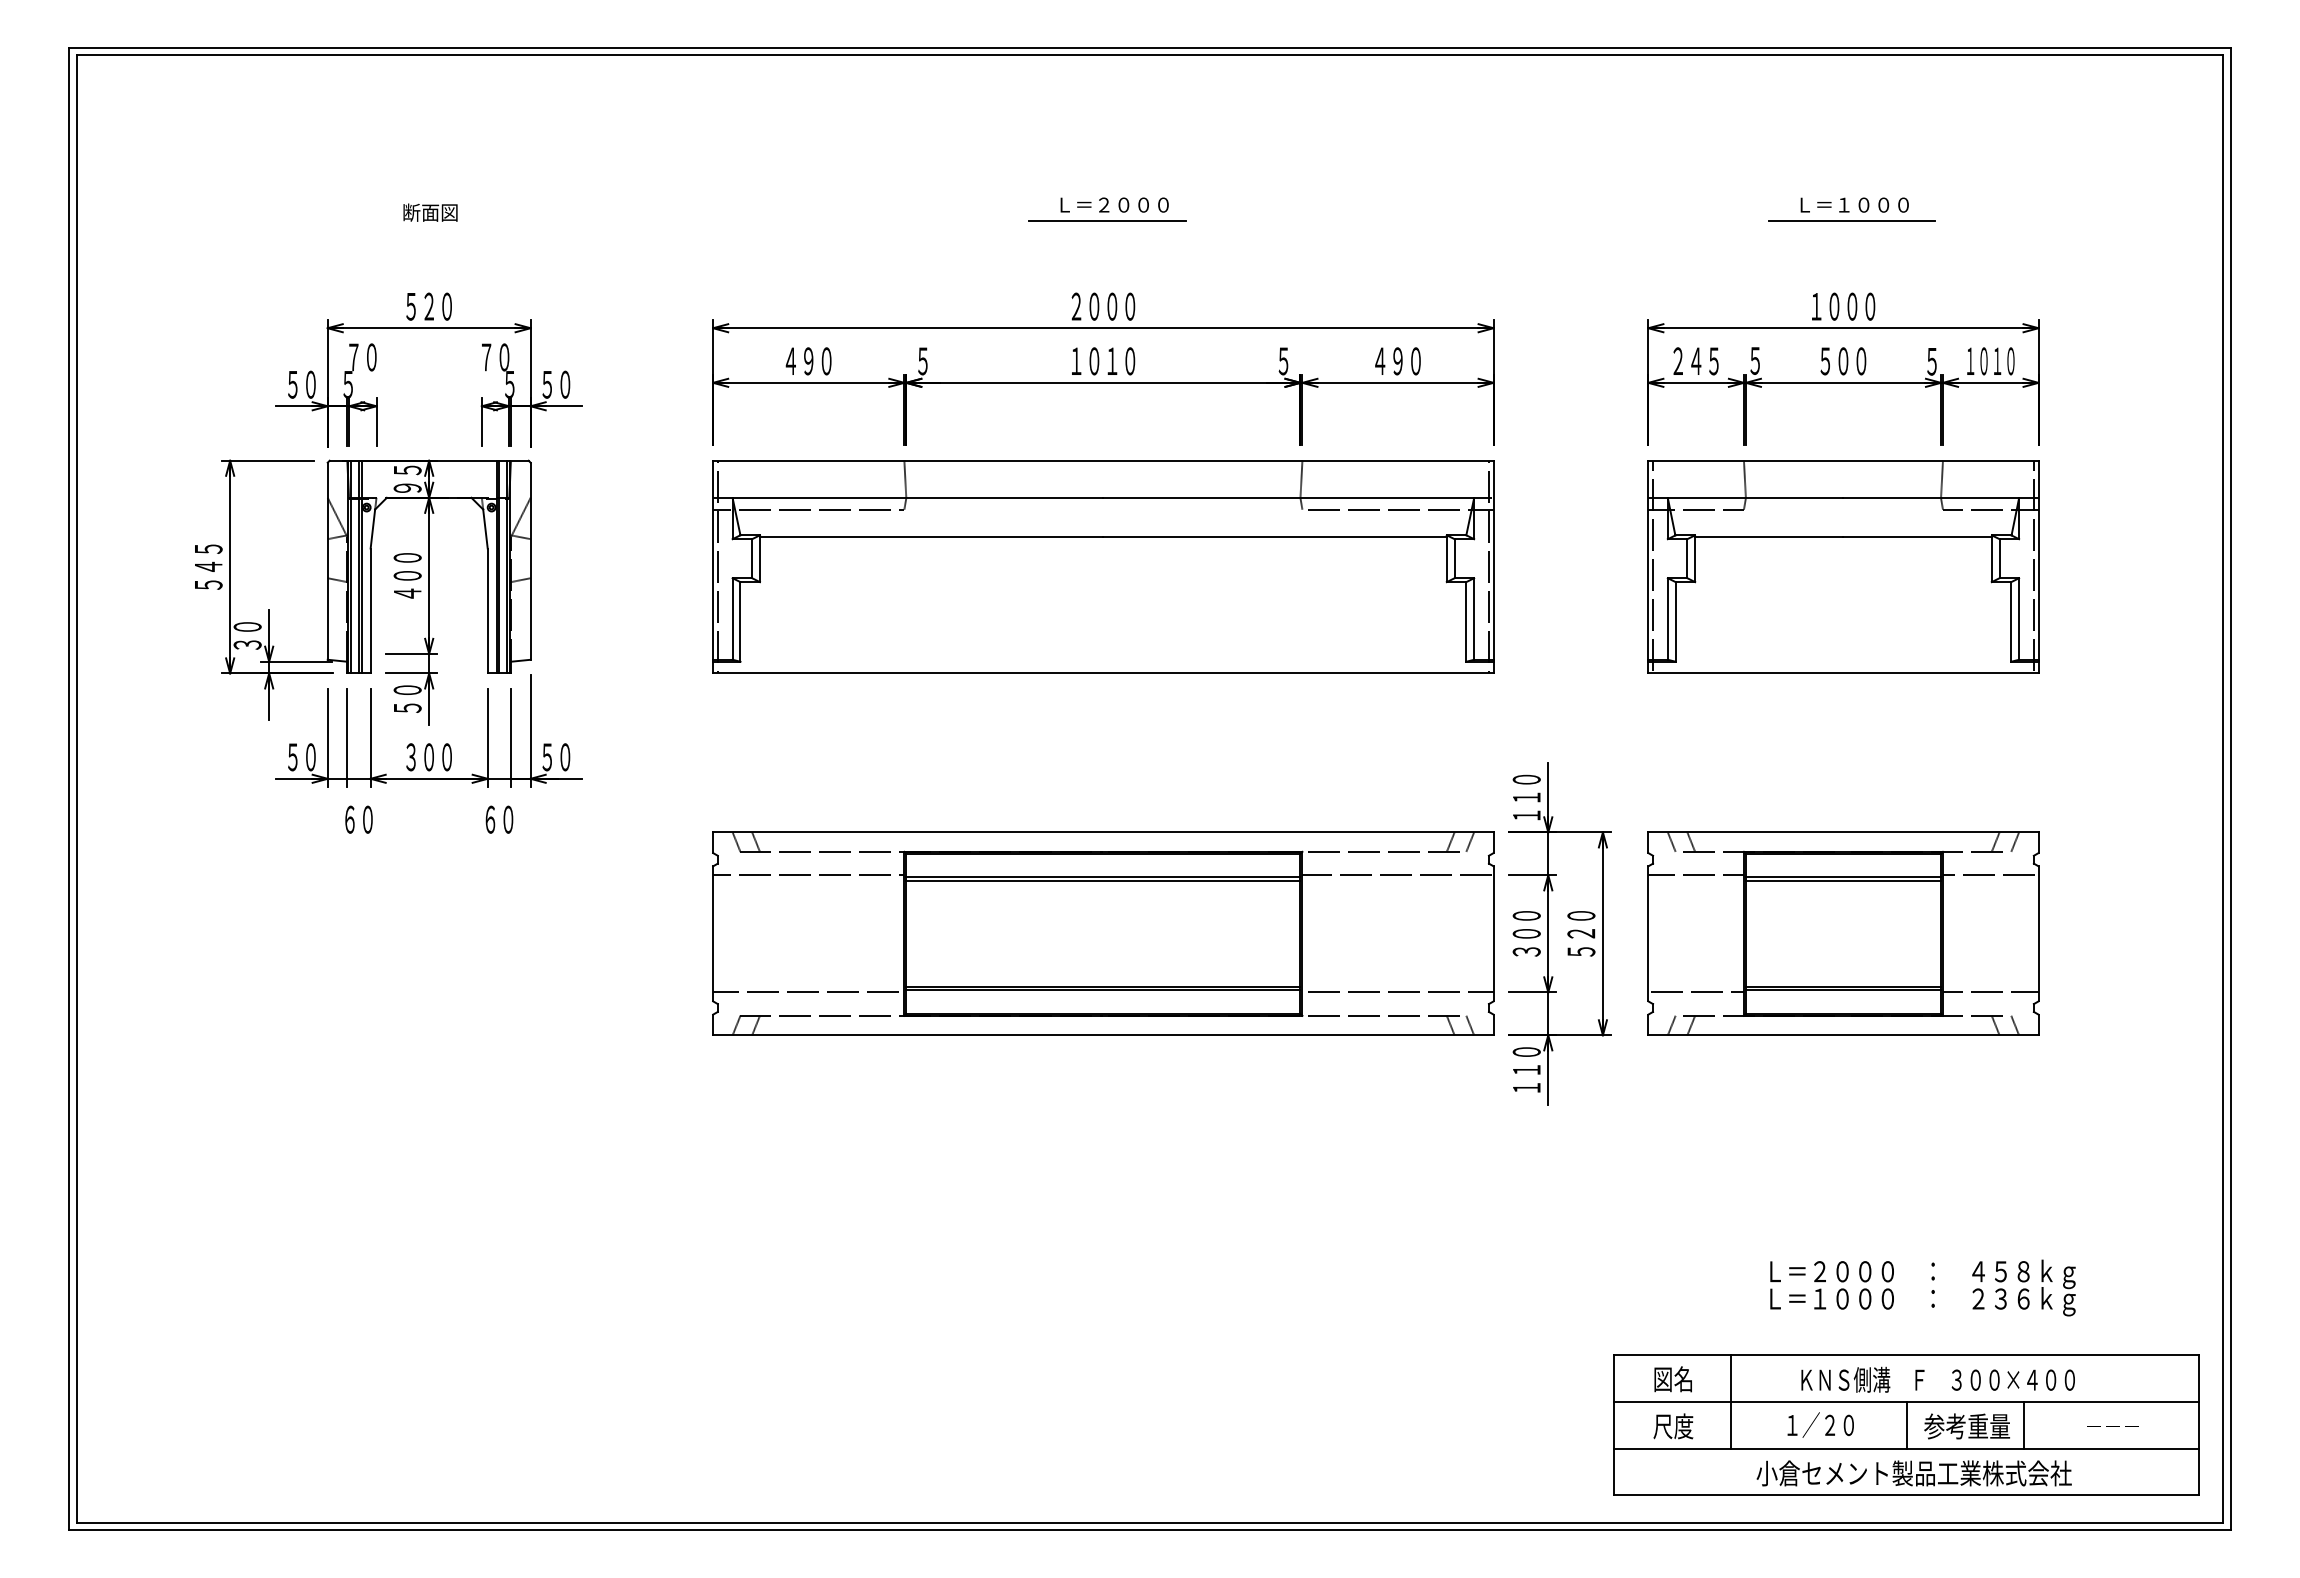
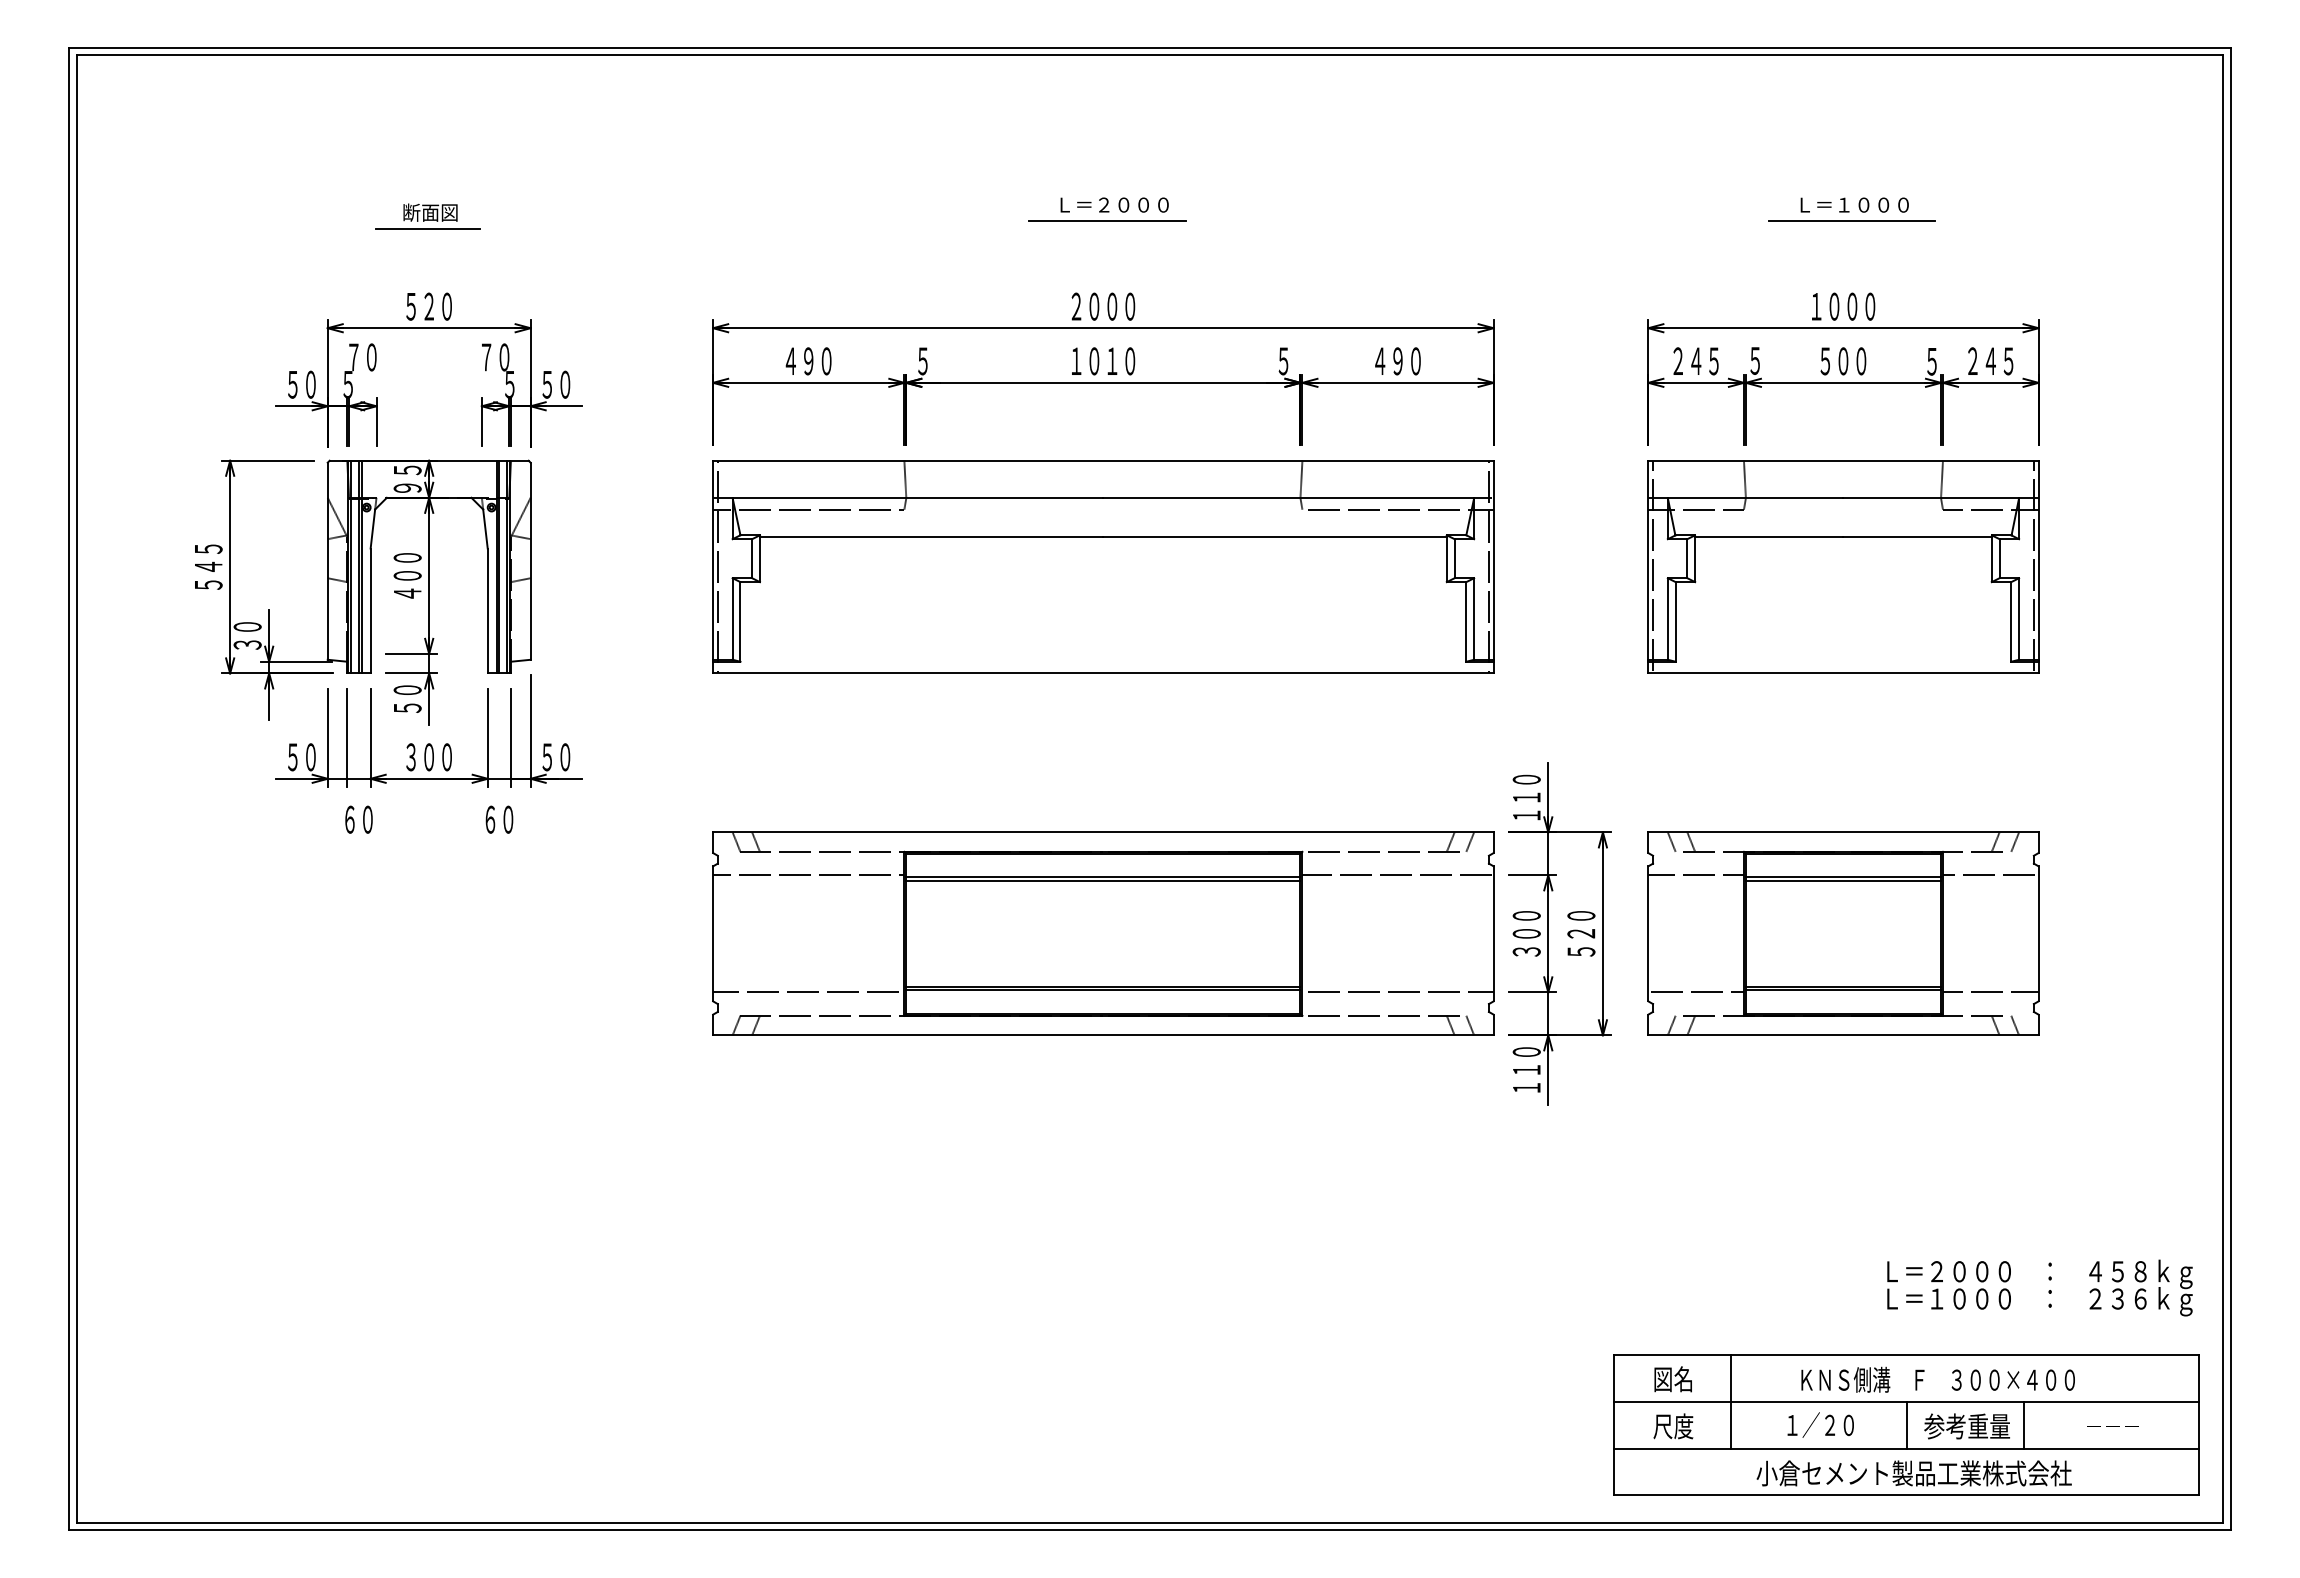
line: none -> present (427, 228)
text: １０１０ -> ２４５ (1990, 361)
text position: (1922, 1287) -> (2039, 1287) (2039, 1287)
